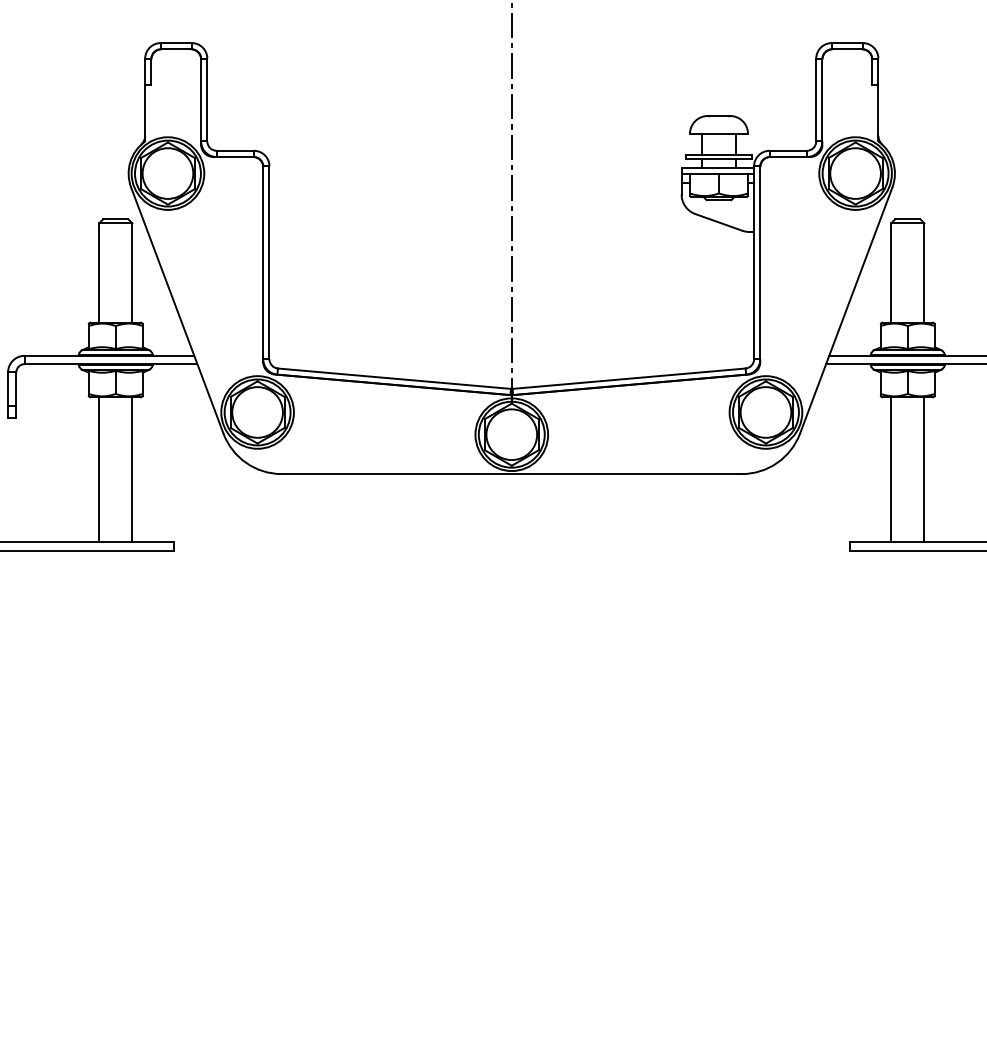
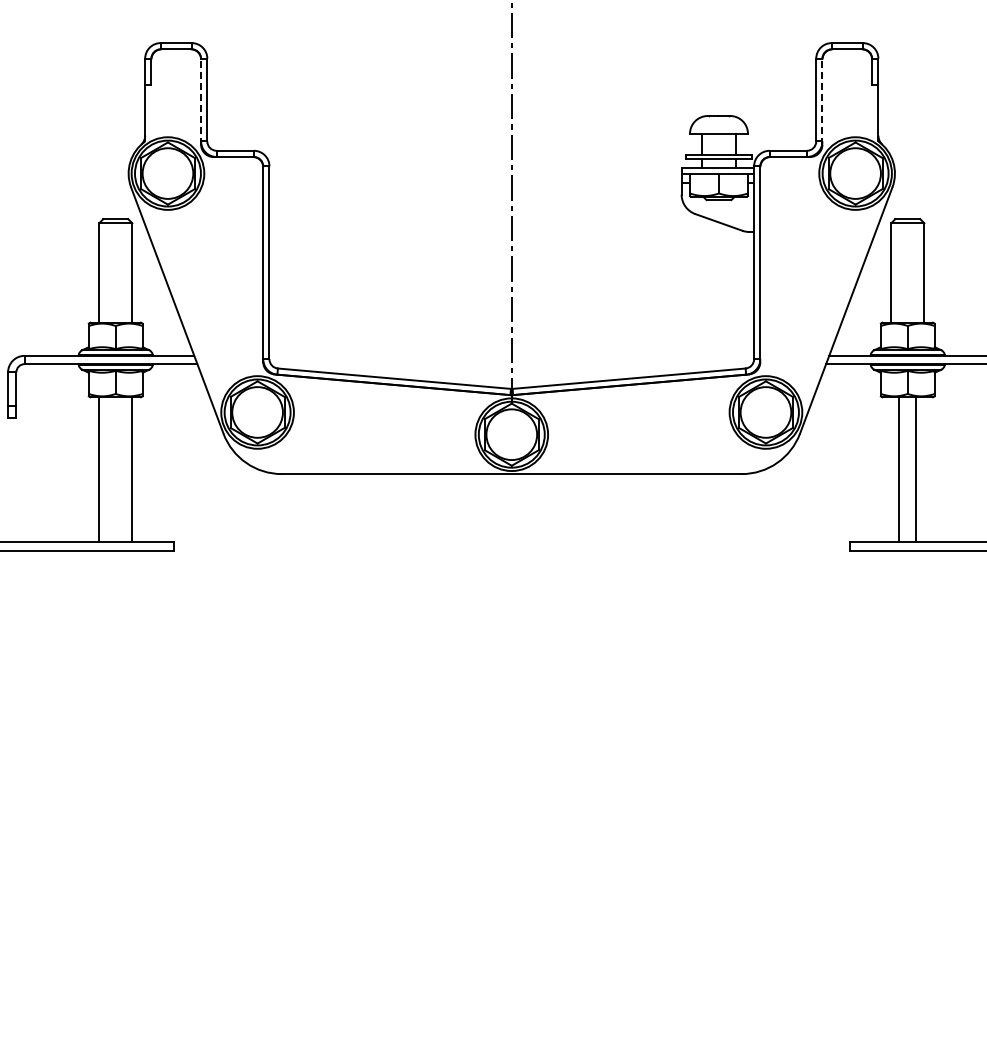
line: solid -> dashed (201, 101)
line: solid -> dashed (822, 101)
line position: (891, 469) -> (899, 469) (899, 469)
line position: (924, 469) -> (916, 469) (916, 469)
